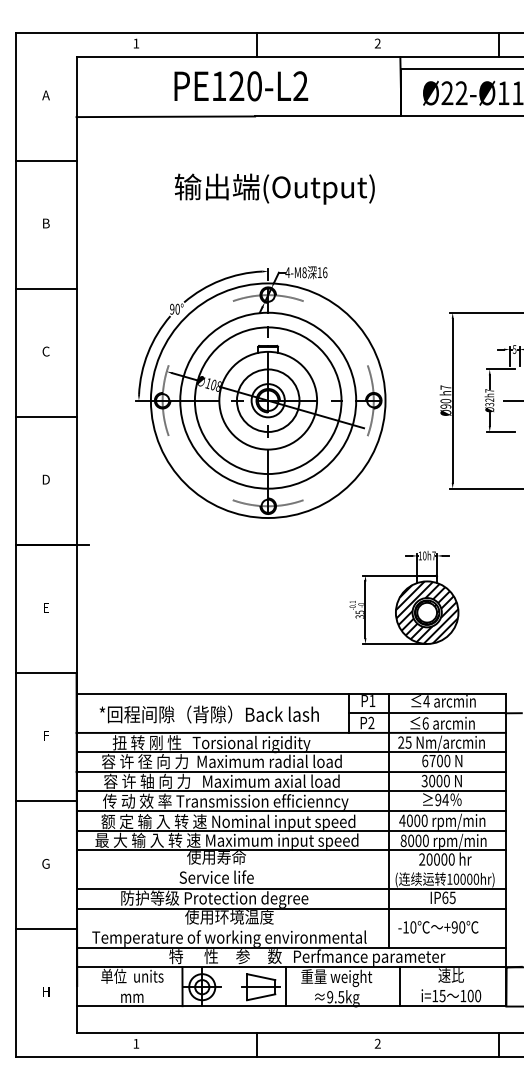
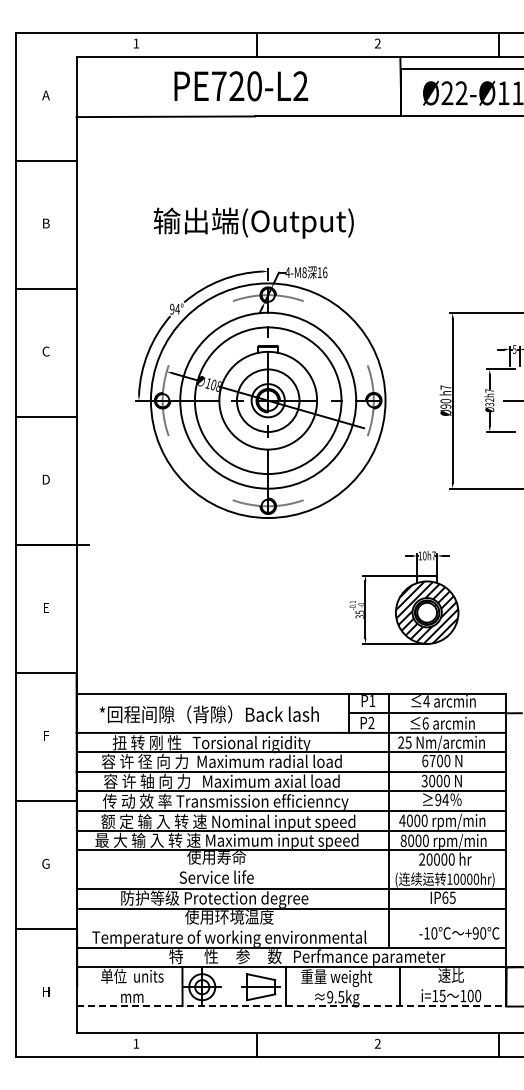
text: PE120-L2 -> PE720-L2 (219, 85)
text position: (274, 188) -> (253, 222) (253, 222)
text: 90° -> 94° (177, 308)
text position: (438, 926) -> (459, 932) (459, 932)
line: solid -> dashed (291, 1006)
